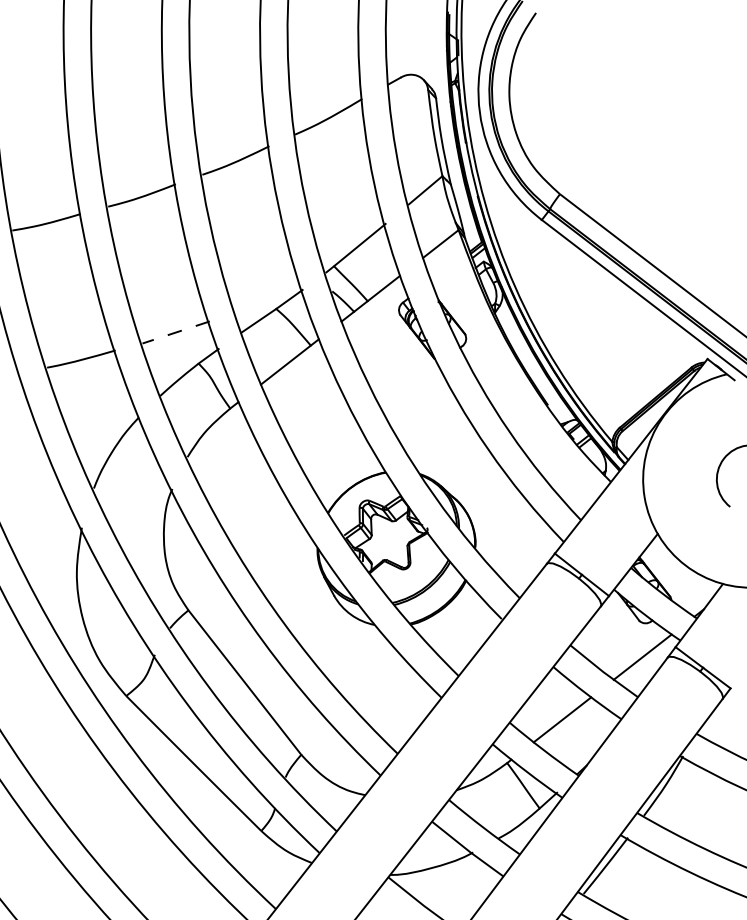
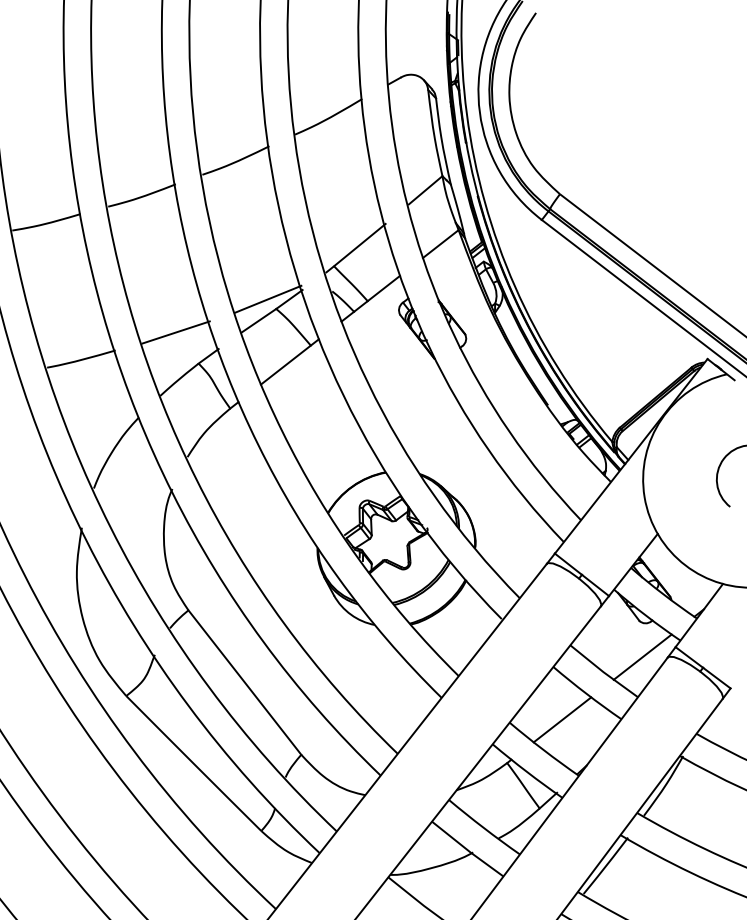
line: none -> present (267, 298)
line: dashed -> solid (175, 332)
